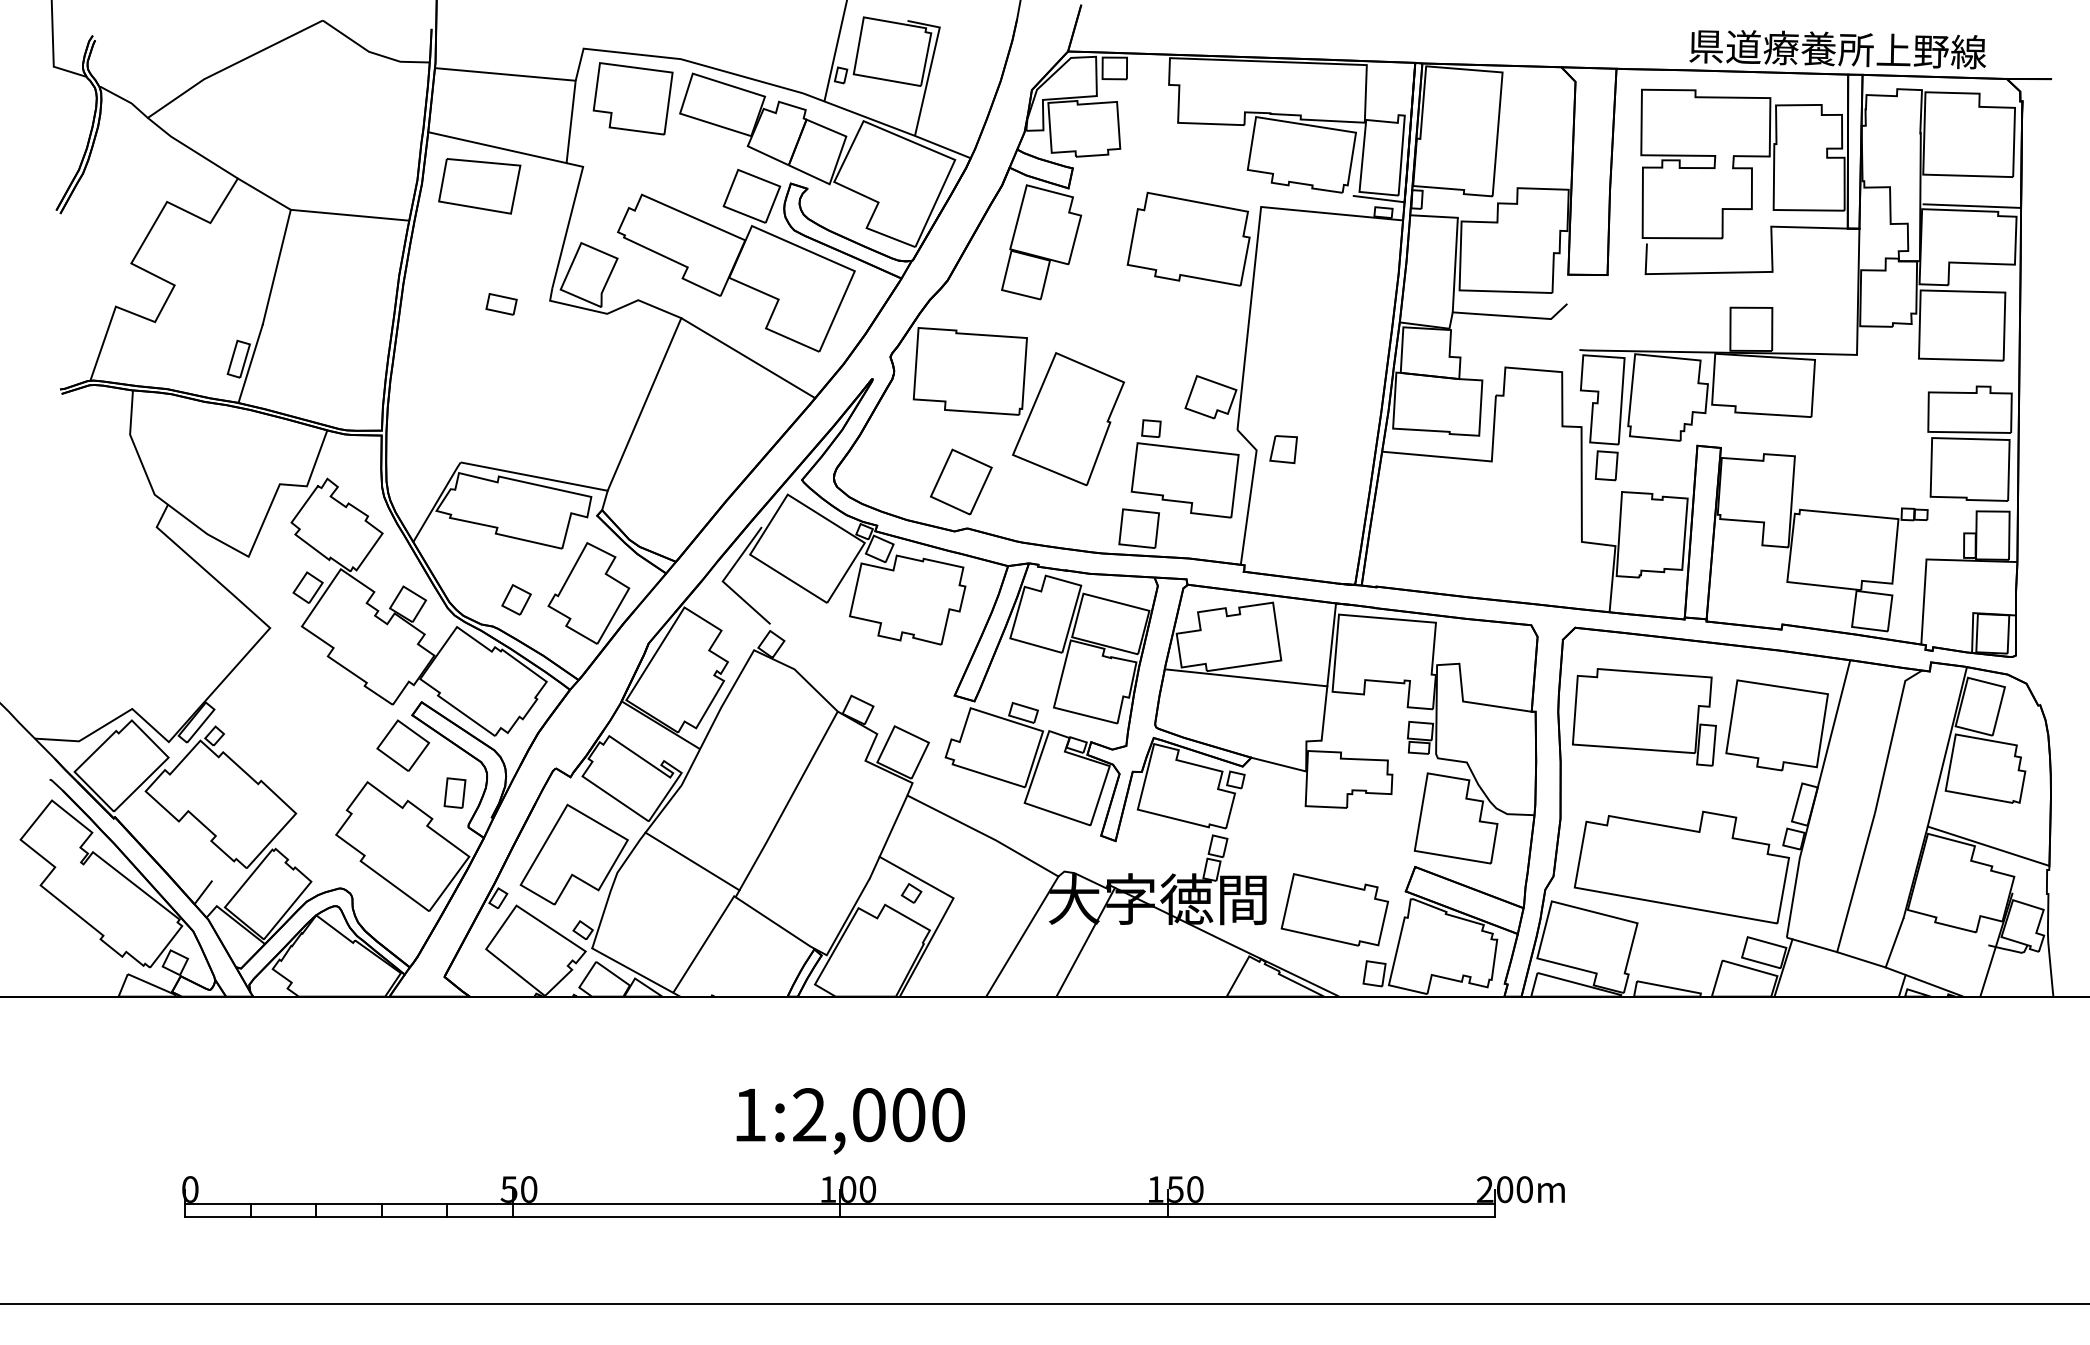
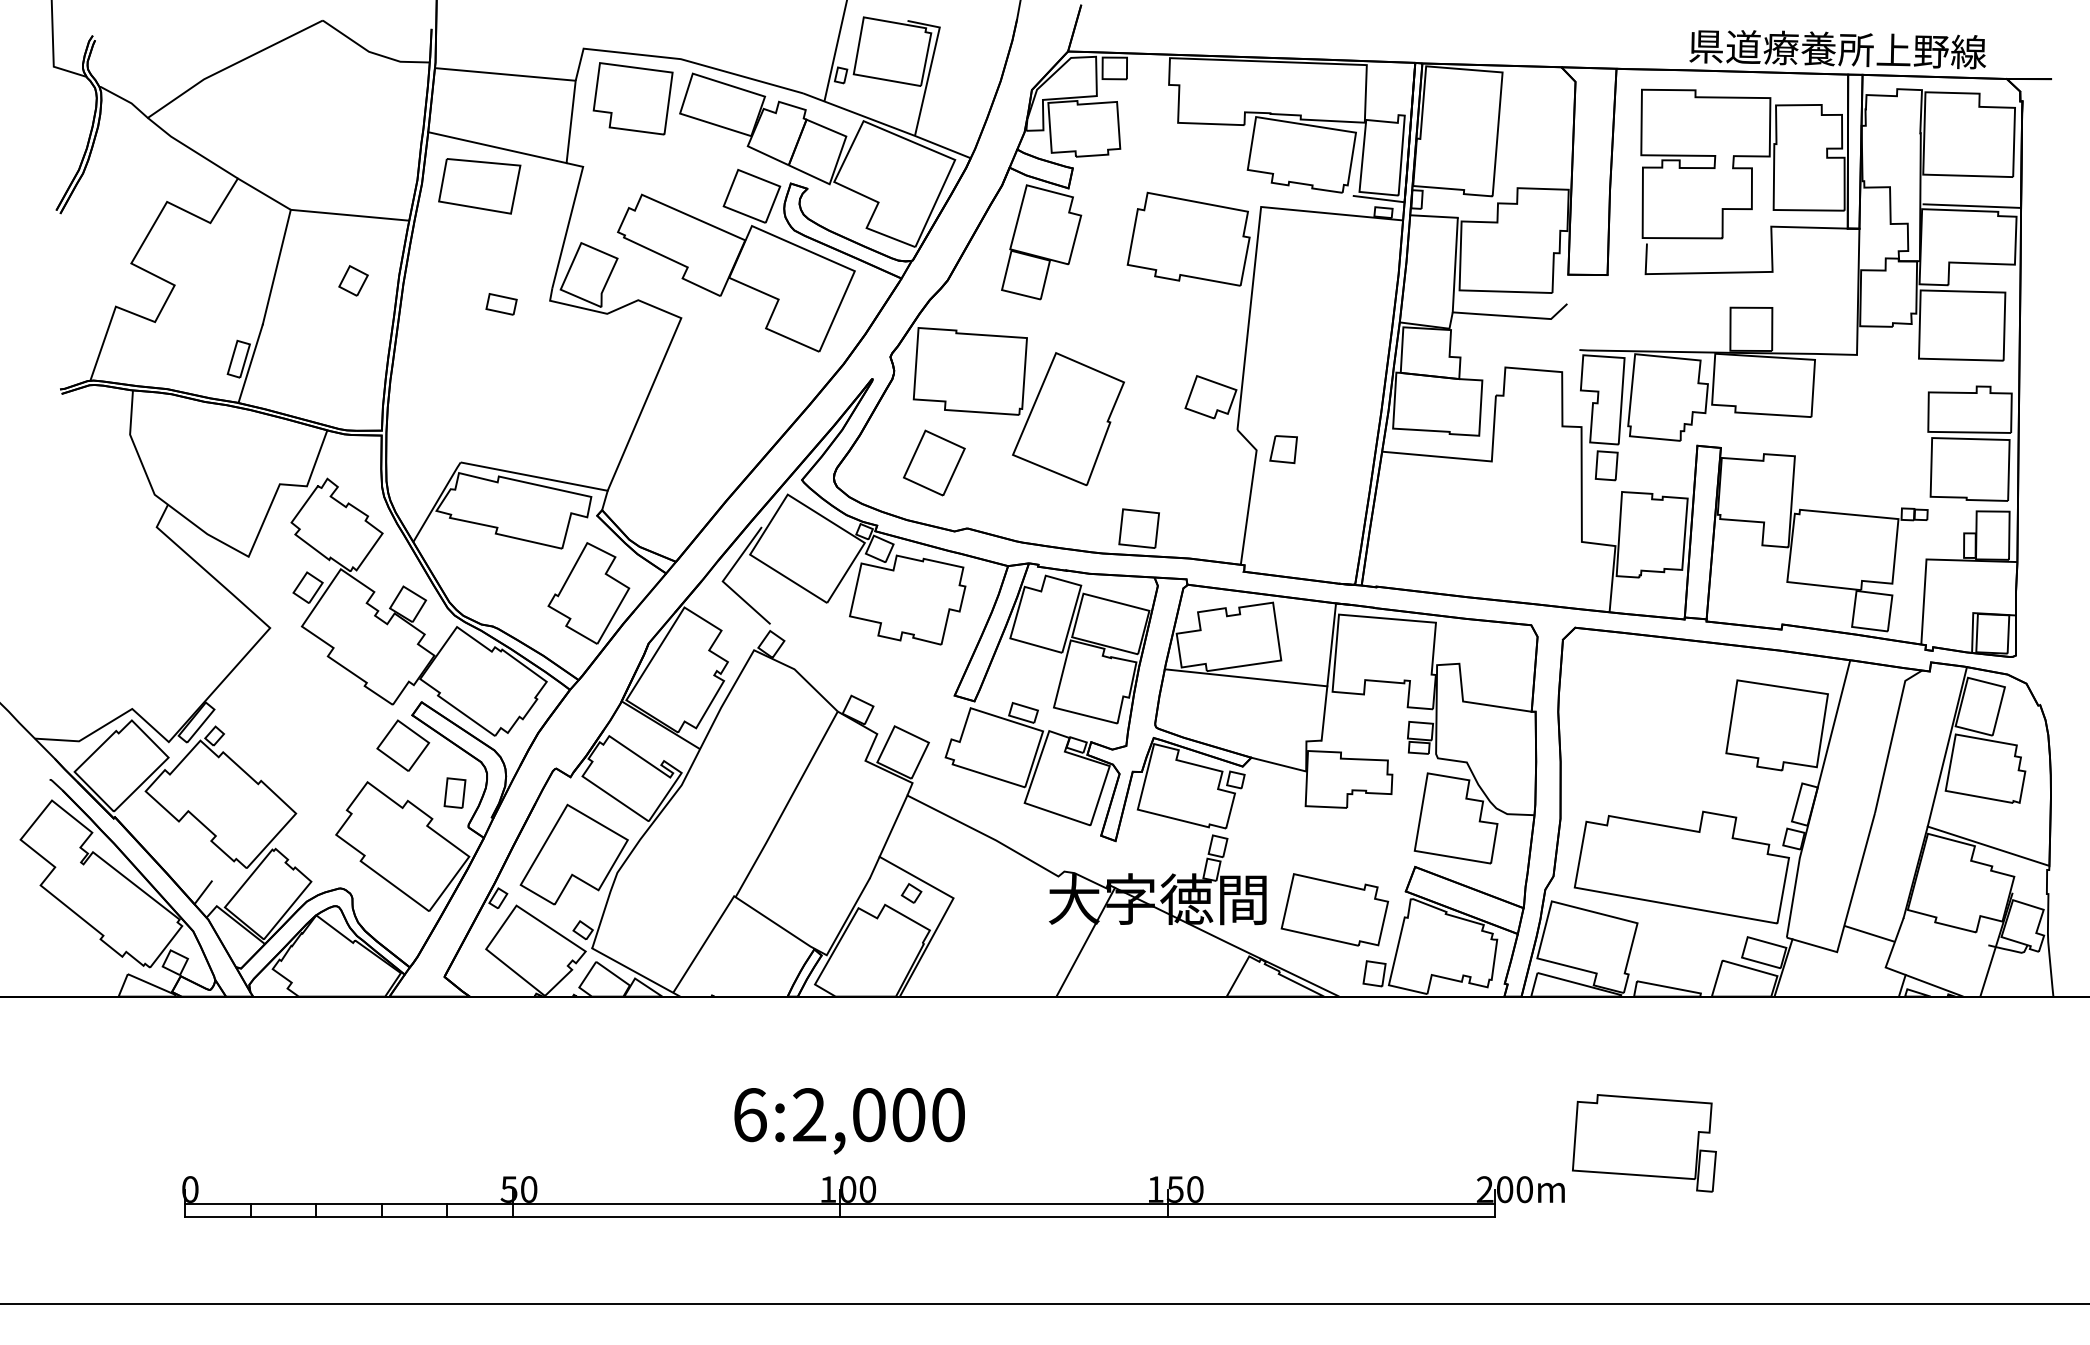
line: present -> none (748, 358)
part: present -> none (1184, 468)
part position: (961, 481) -> (934, 462) (934, 462)
part position: (516, 599) -> (353, 280) (353, 280)
part position: (1644, 717) -> (1644, 1143) (1644, 1143)
line: present -> none (692, 861)
line: present -> none (1022, 936)
line position: (1861, 959) -> (1869, 933) (1869, 933)
text: 1:2,000 -> 6:2,000 (750, 1115)
